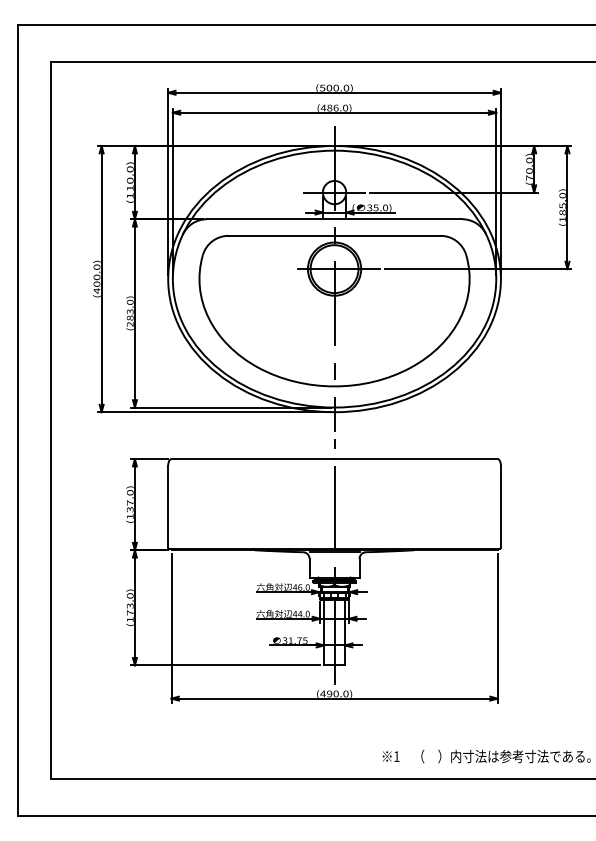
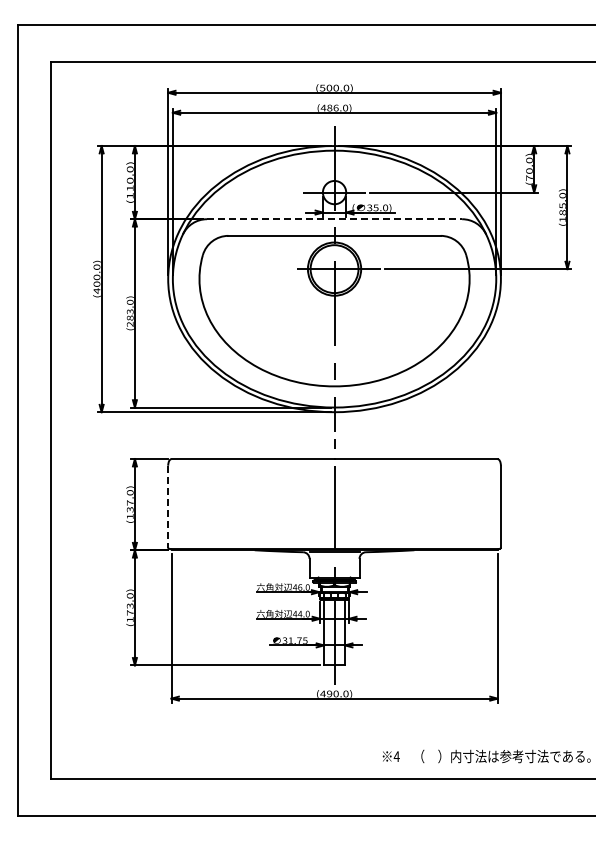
line: solid -> dashed (334, 219)
line: solid -> dashed (168, 506)
text: 1 -> 4 (396, 756)
